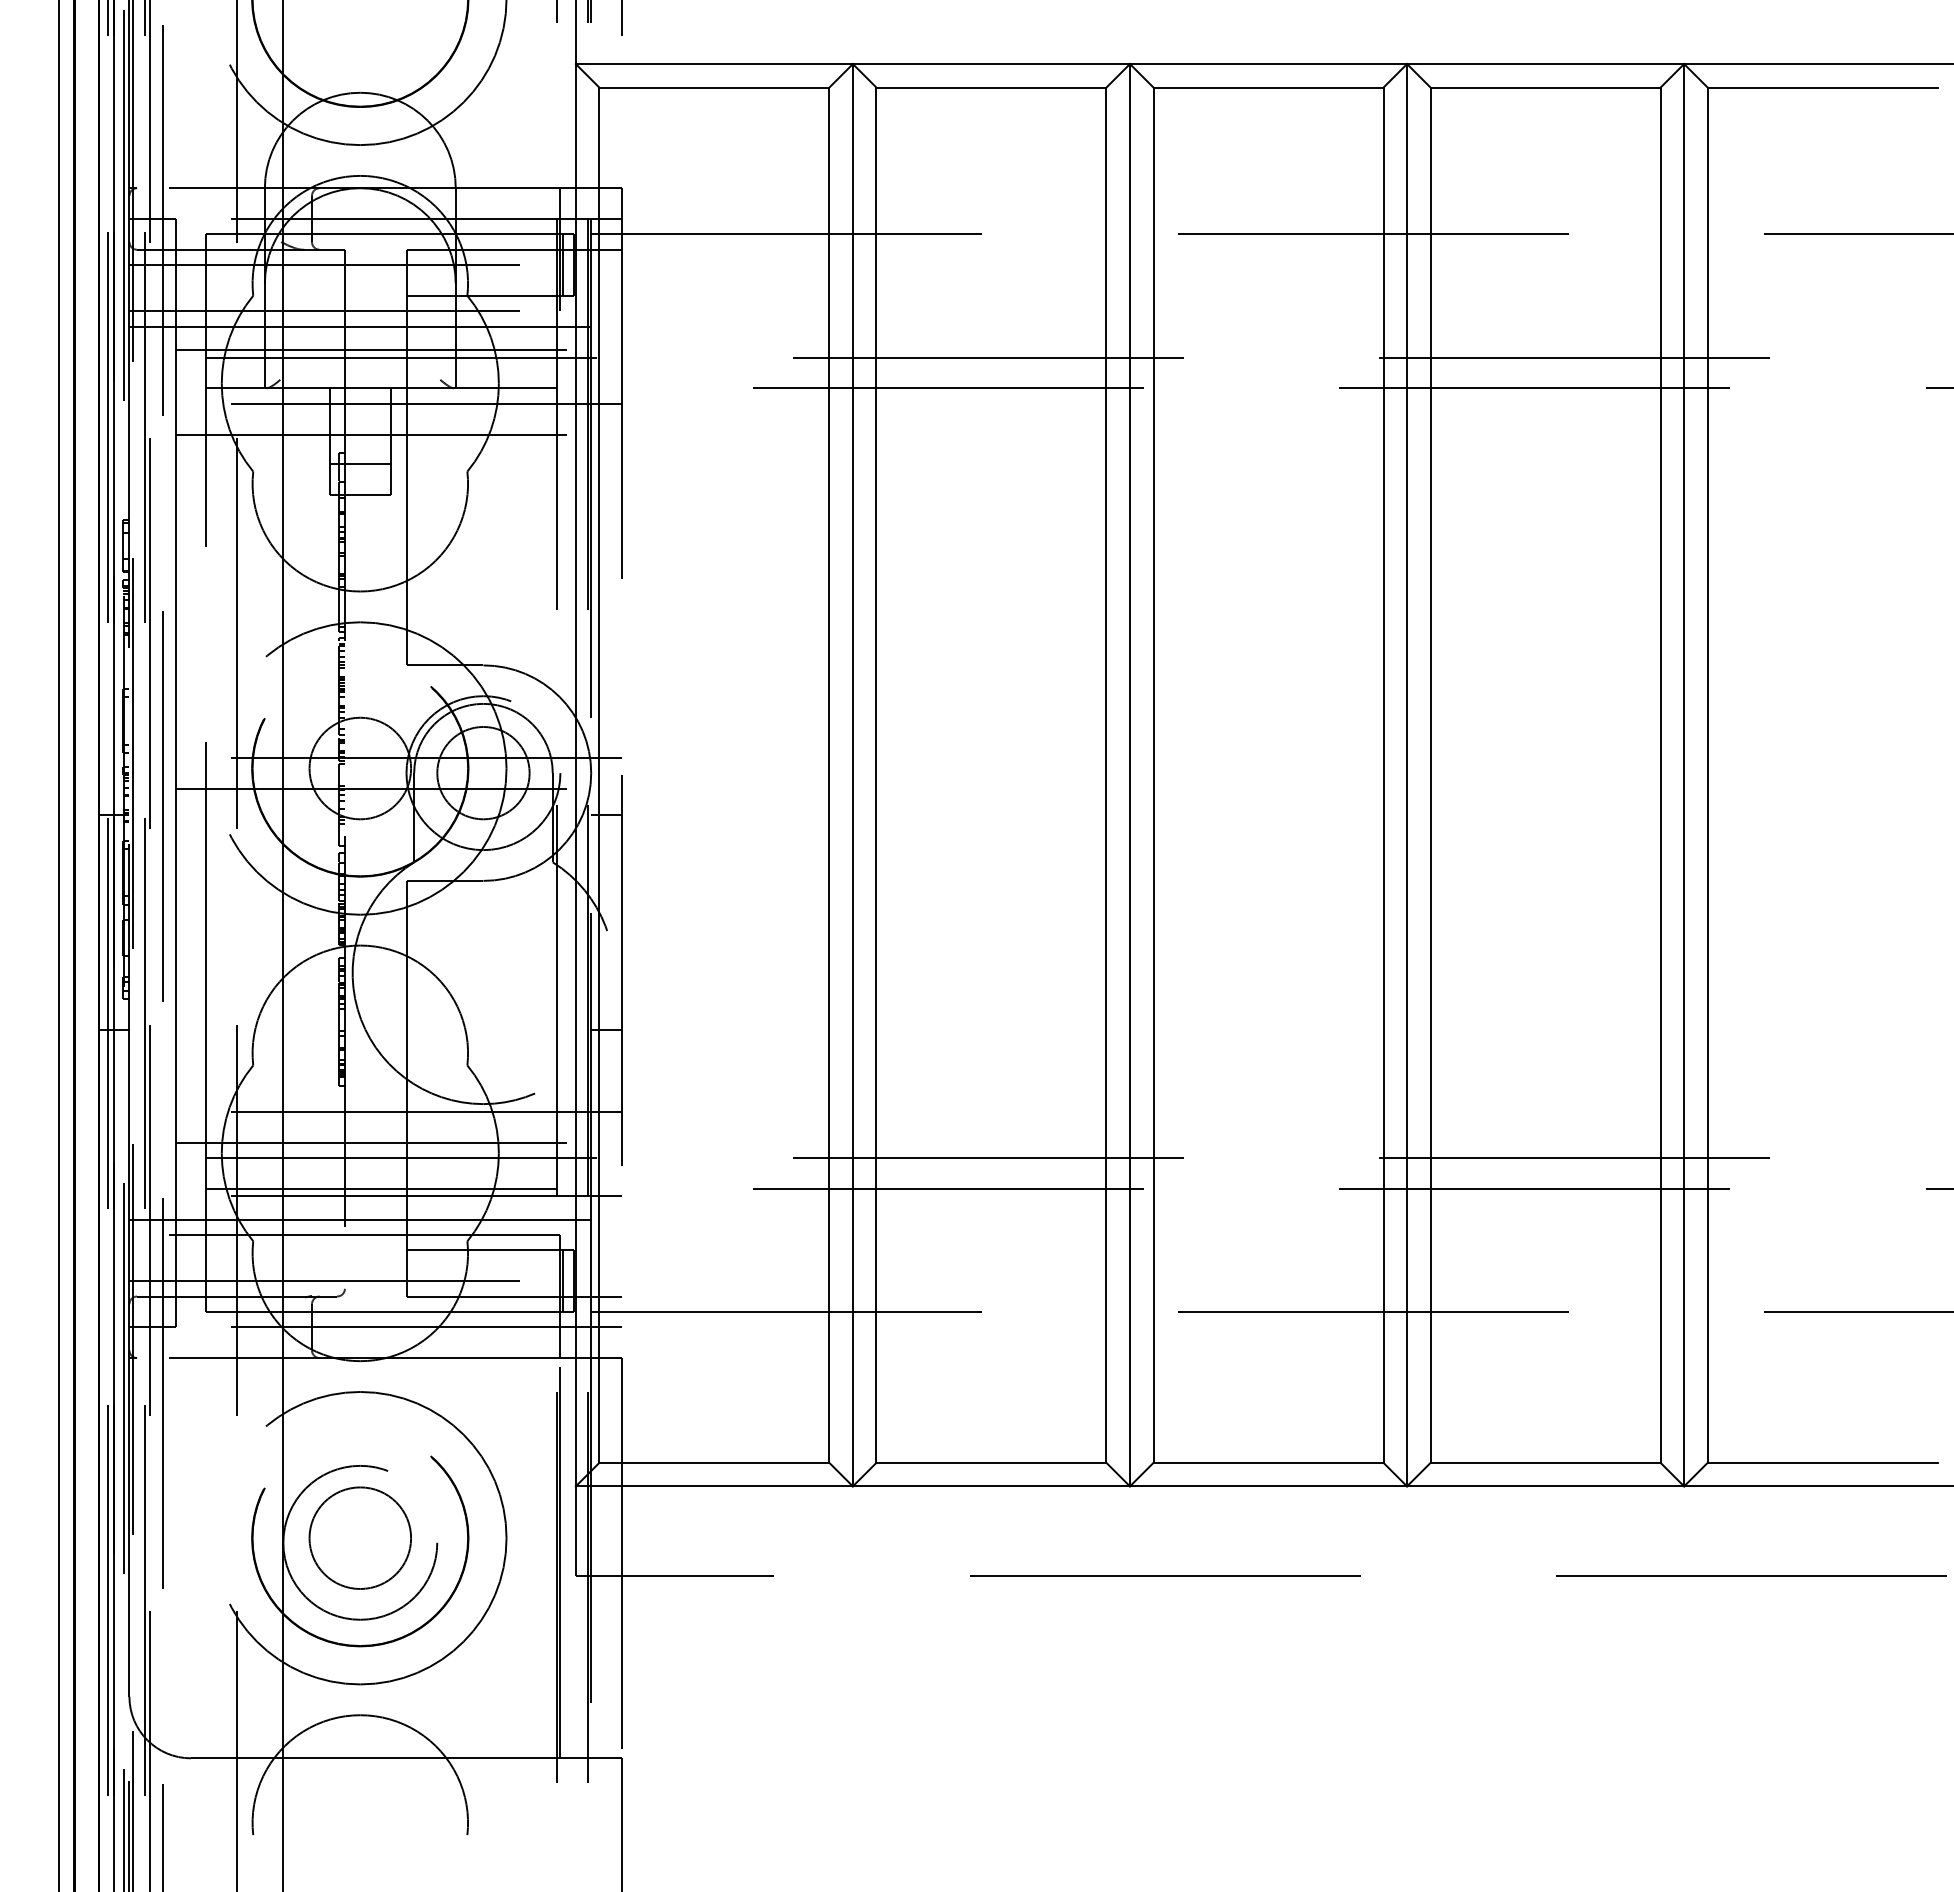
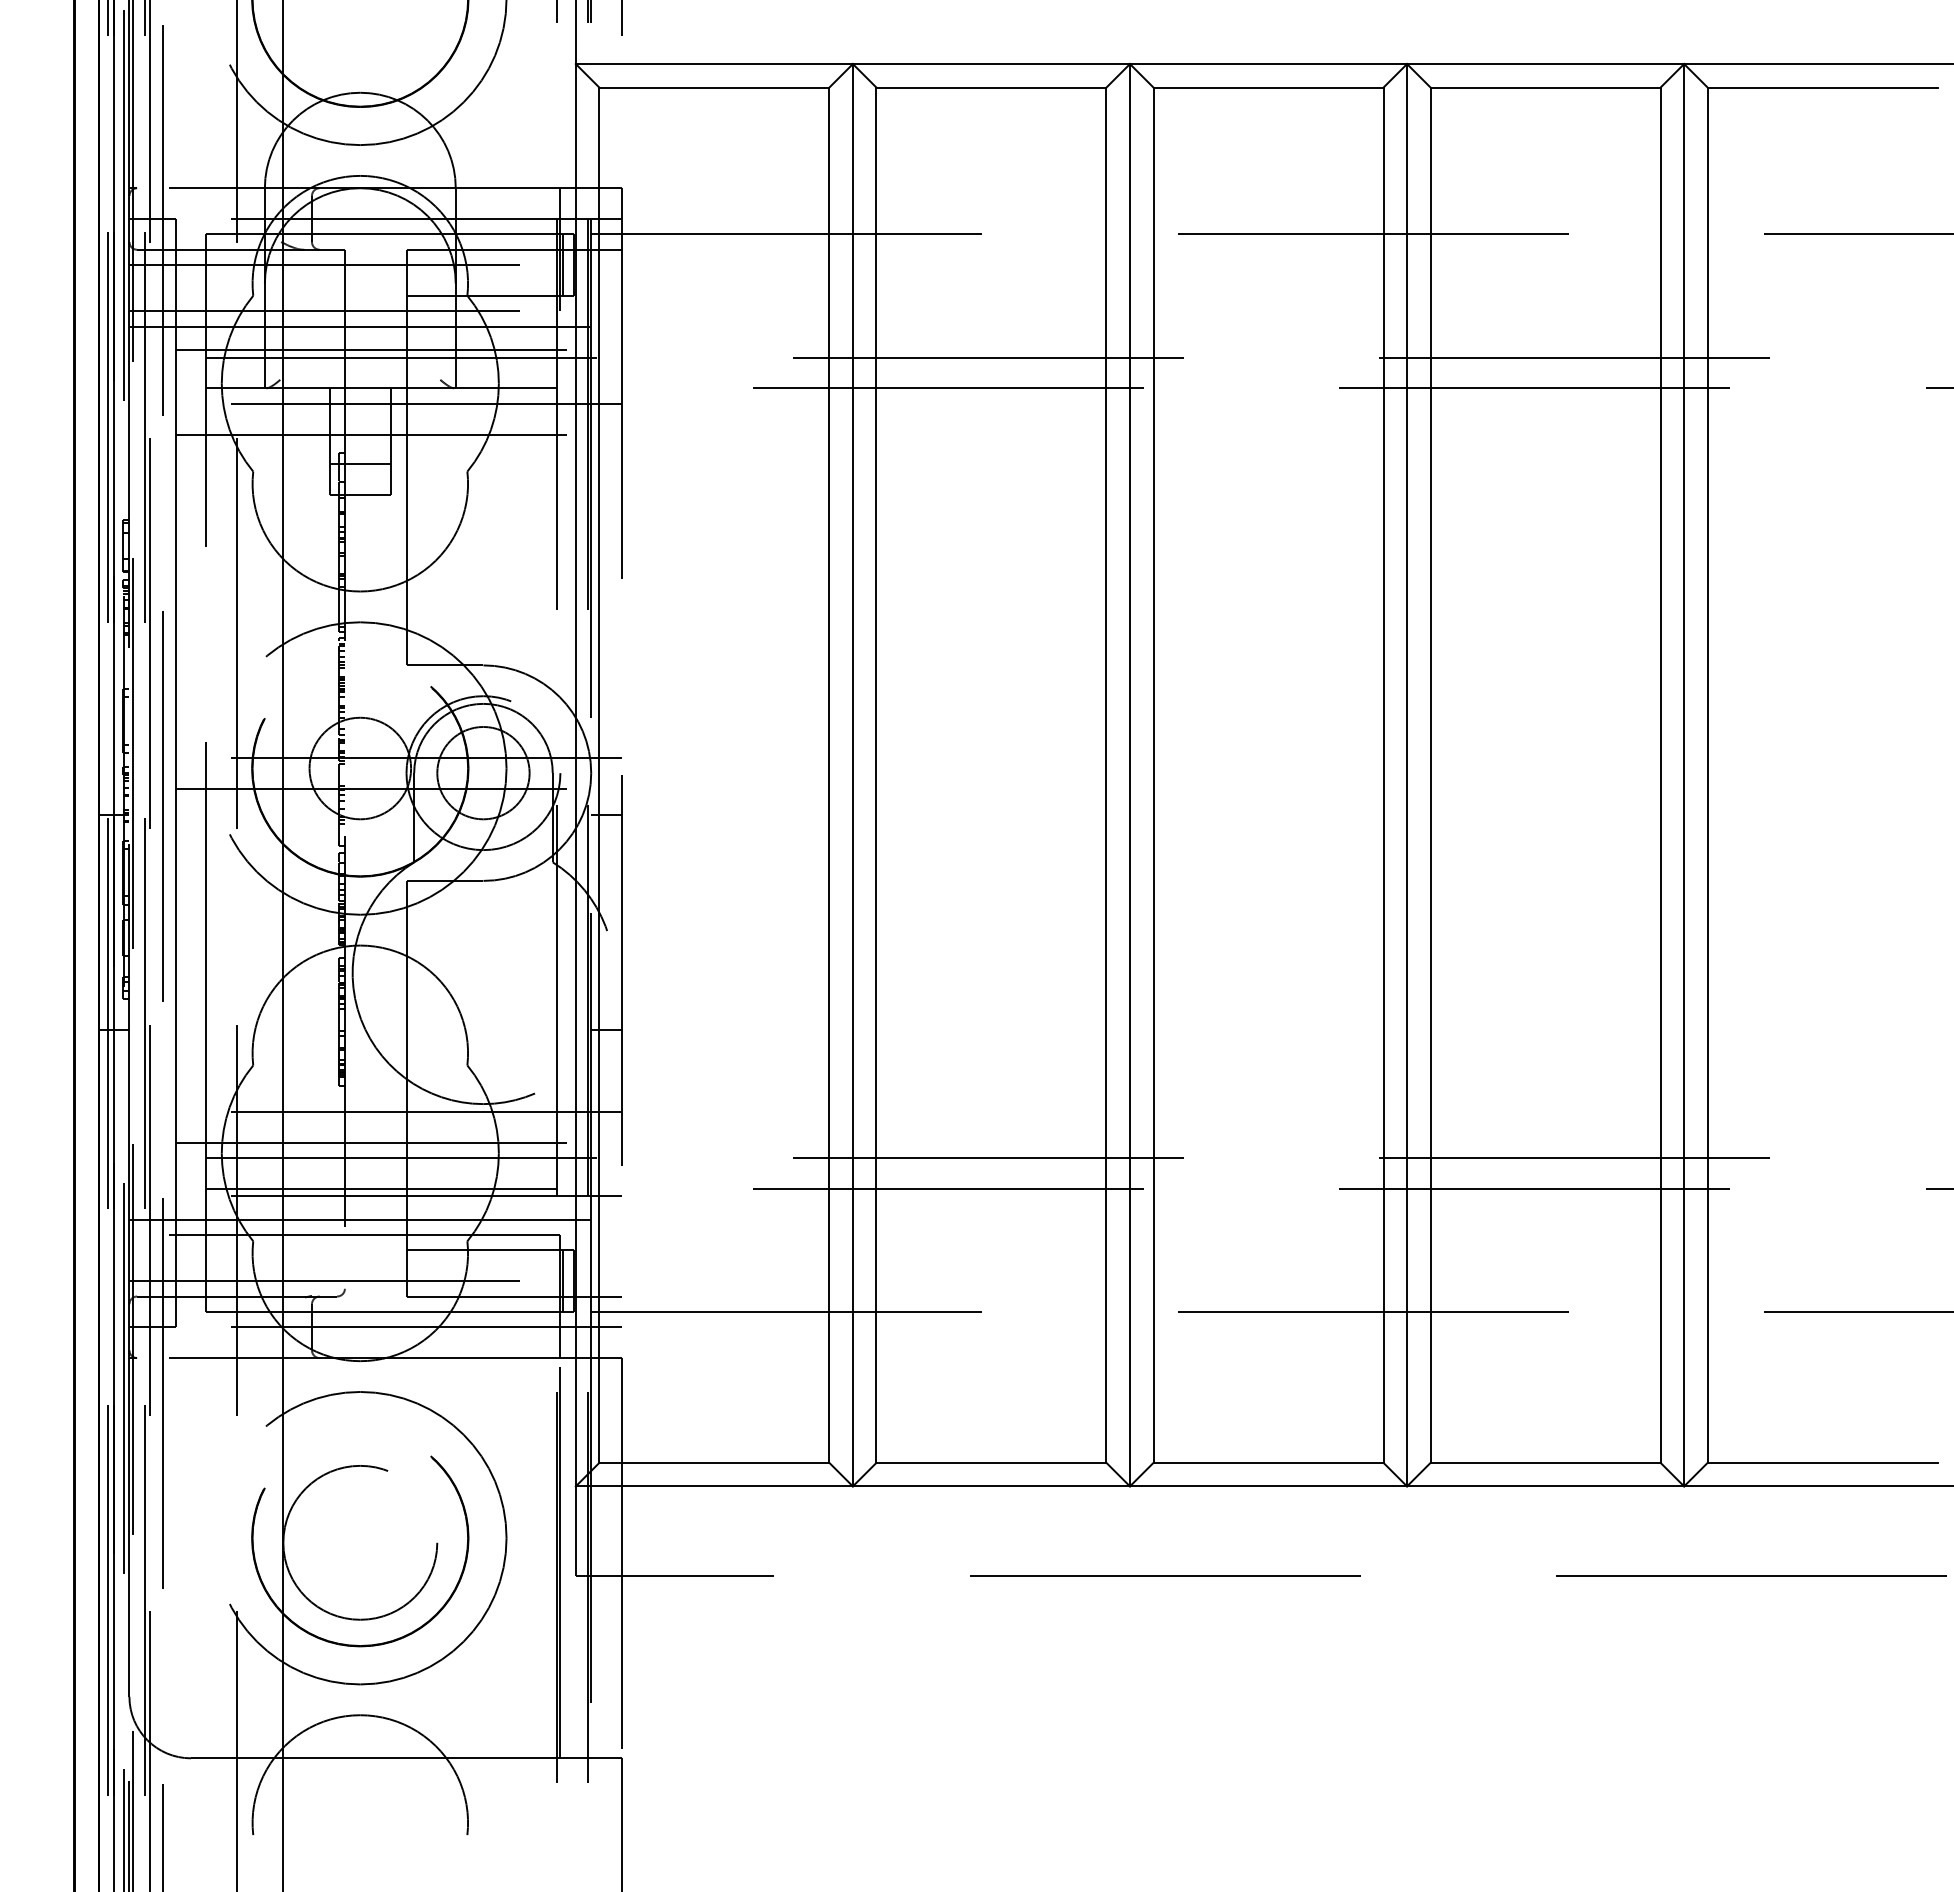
line: present -> none (58, 945)
circle: present -> none (359, 1537)
